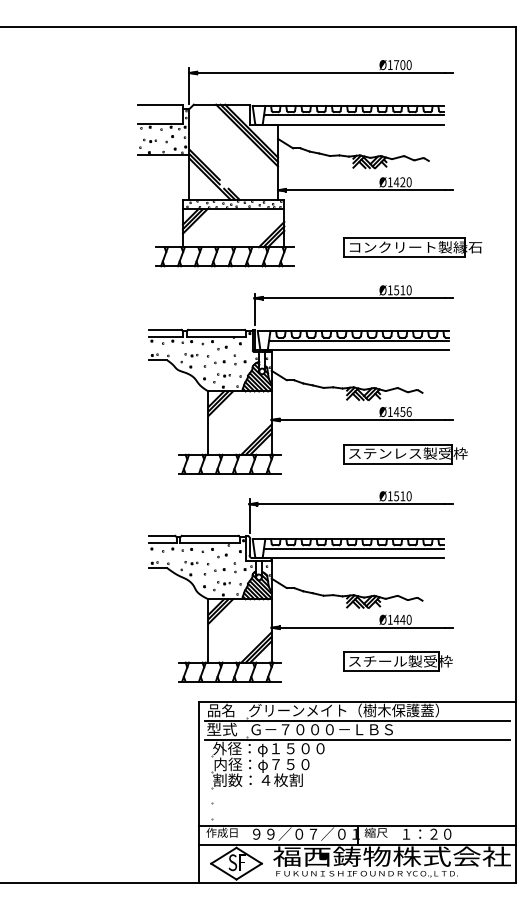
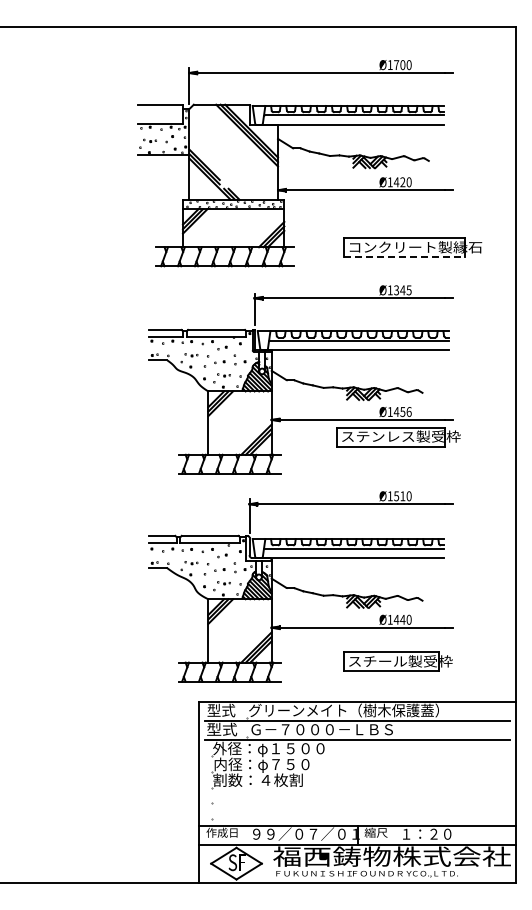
line: solid -> dashed (404, 257)
text: Ø1510 -> Ø1345 (402, 290)
part position: (405, 454) -> (398, 437) (398, 437)
text: 品名 -> 型式 (221, 710)
